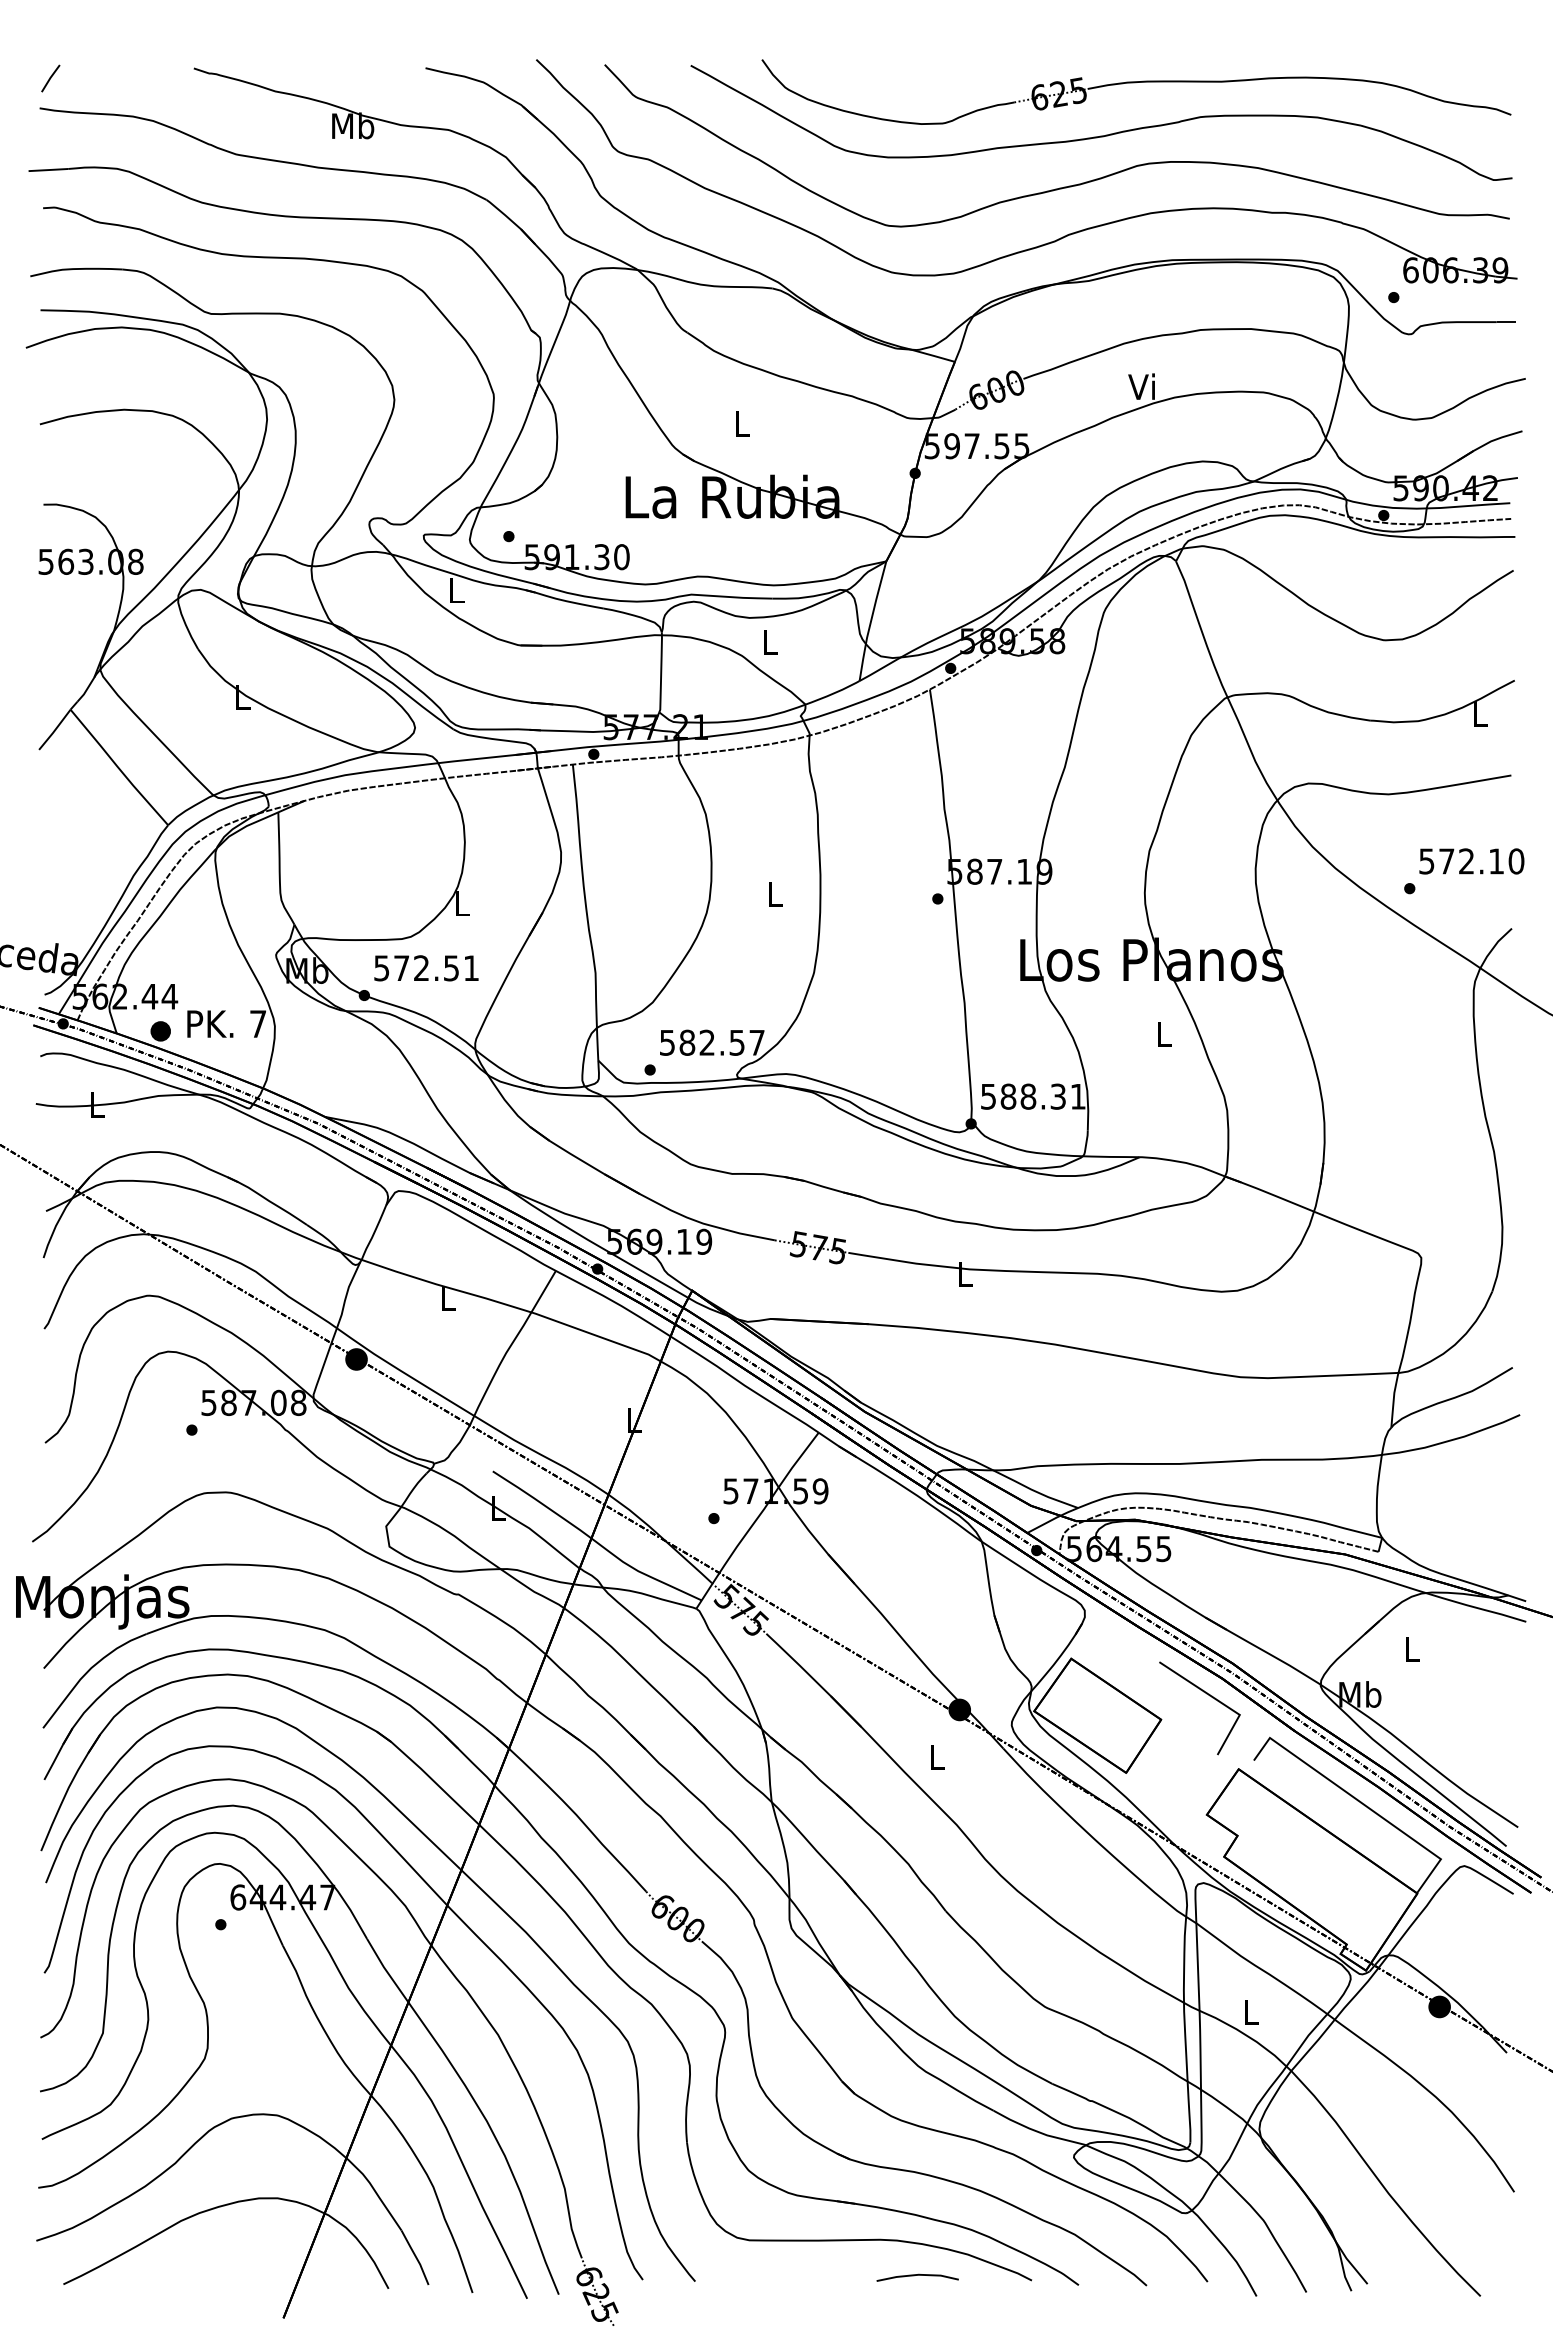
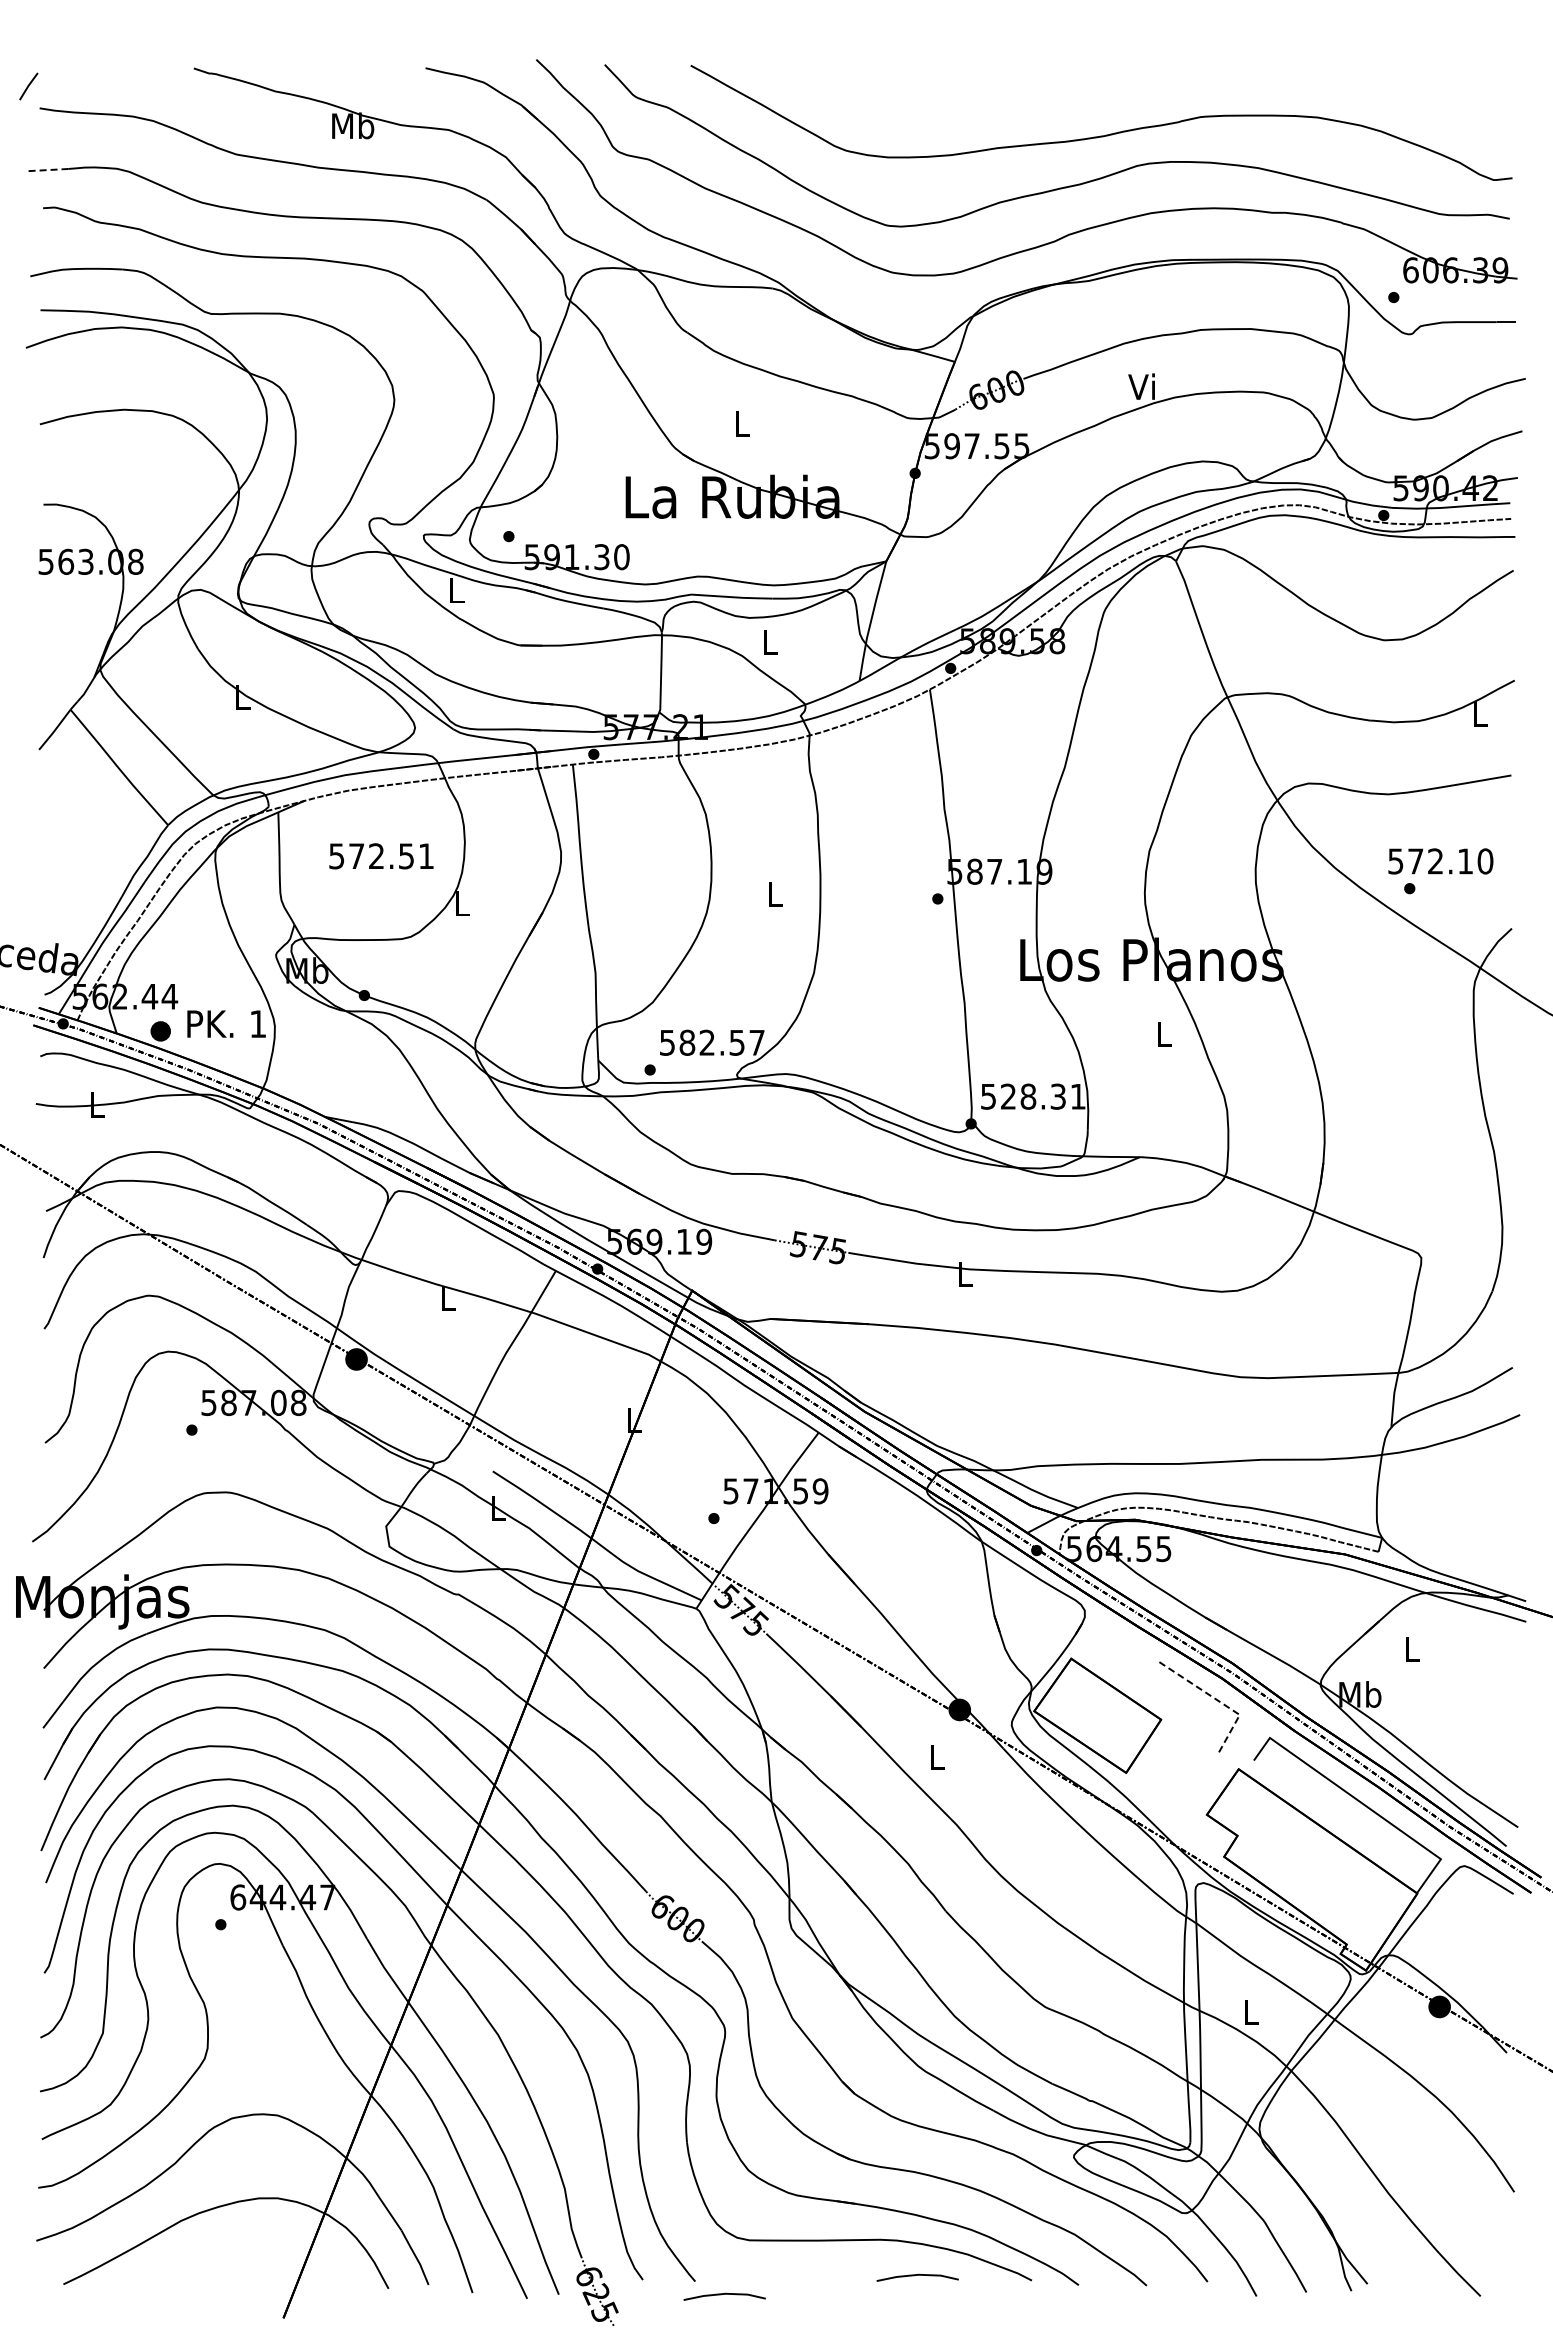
line position: (50, 78) -> (28, 86) (28, 86)
part: present -> none (1135, 83)
line: solid -> dashed (48, 170)
text position: (1471, 861) -> (1440, 861) (1440, 861)
text position: (426, 968) -> (381, 856) (381, 856)
text: 7 -> 1 (258, 1023)
text: 588.31 -> 528.31 (1008, 1096)
line: solid -> dashed (1219, 1701)
line: none -> present (724, 2294)
